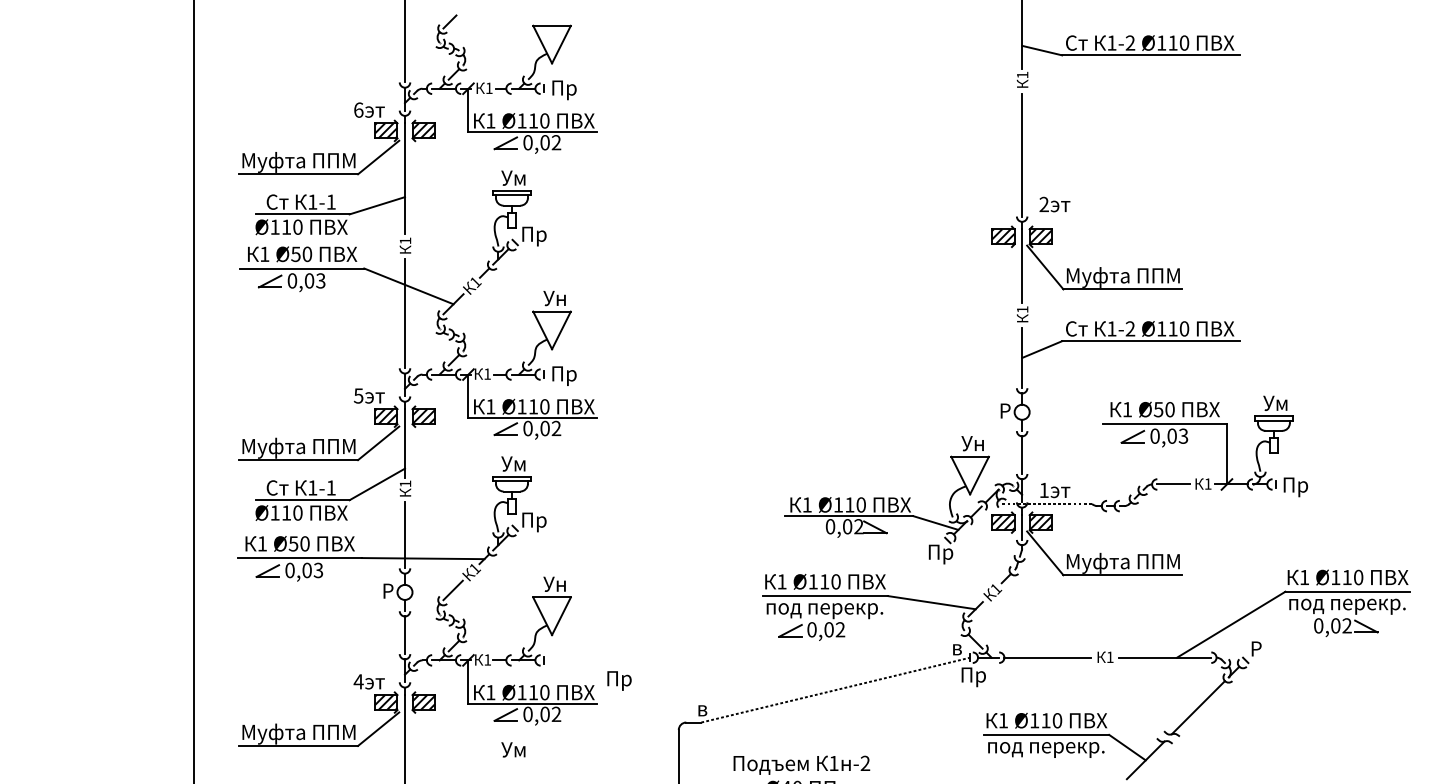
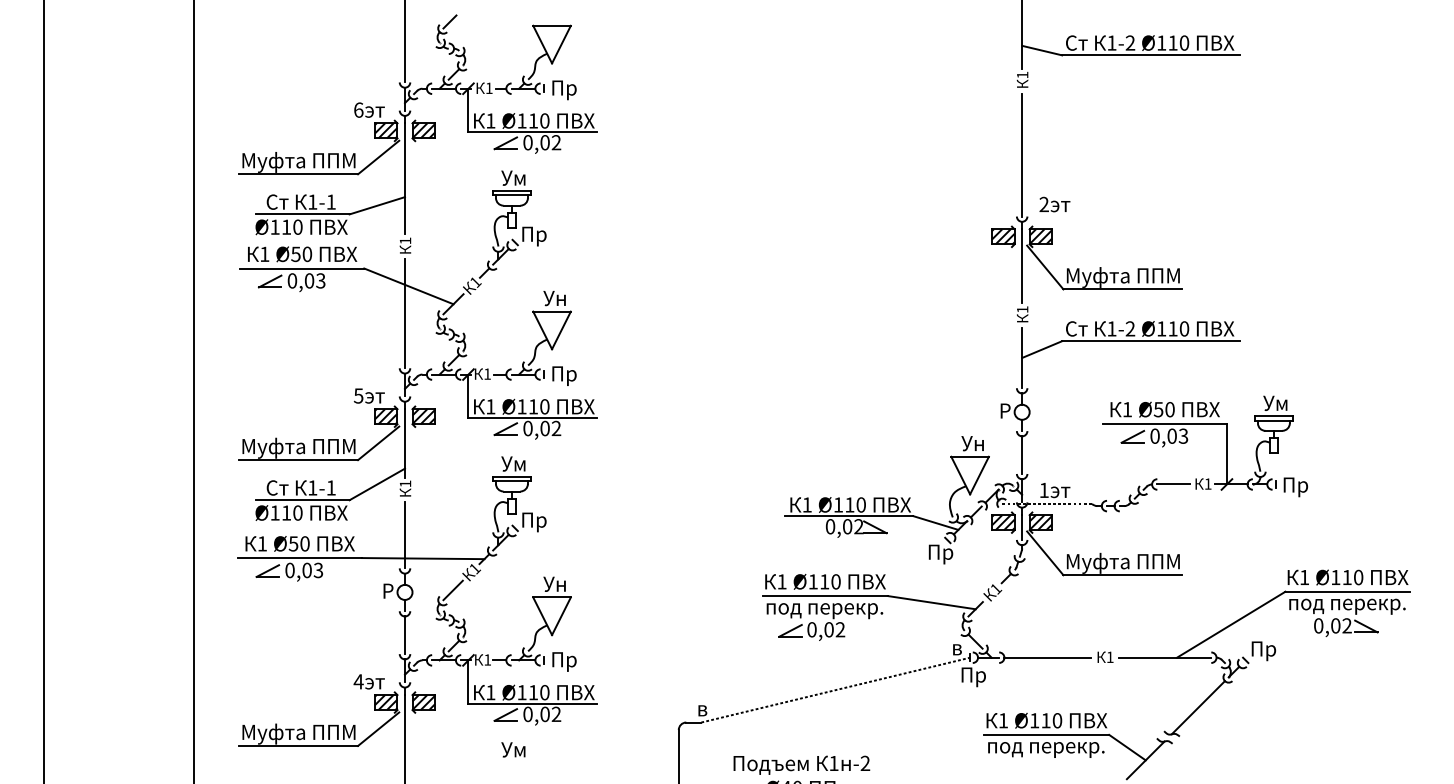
line: none -> present (43, 391)
text: Р -> Пр (1264, 651)
text position: (619, 680) -> (564, 661) (564, 661)
